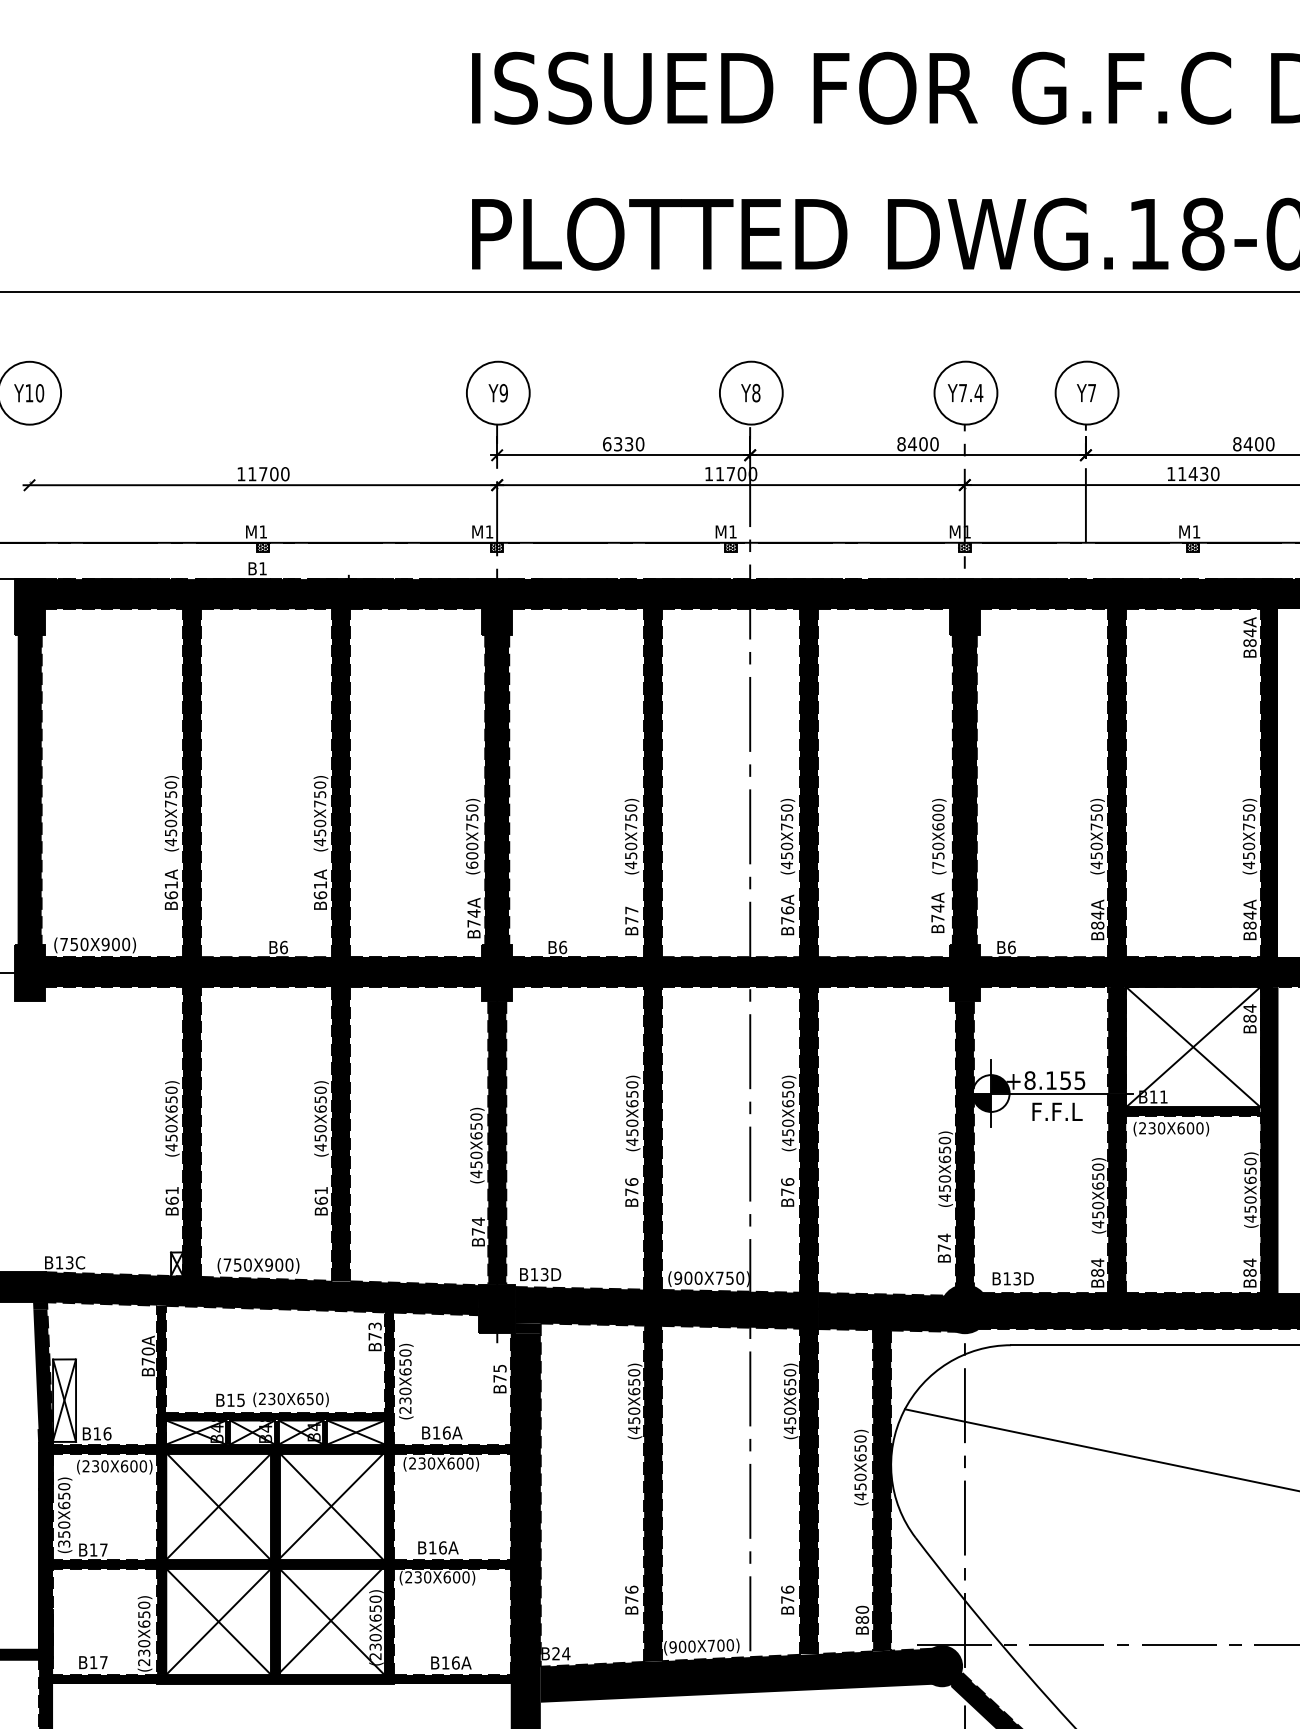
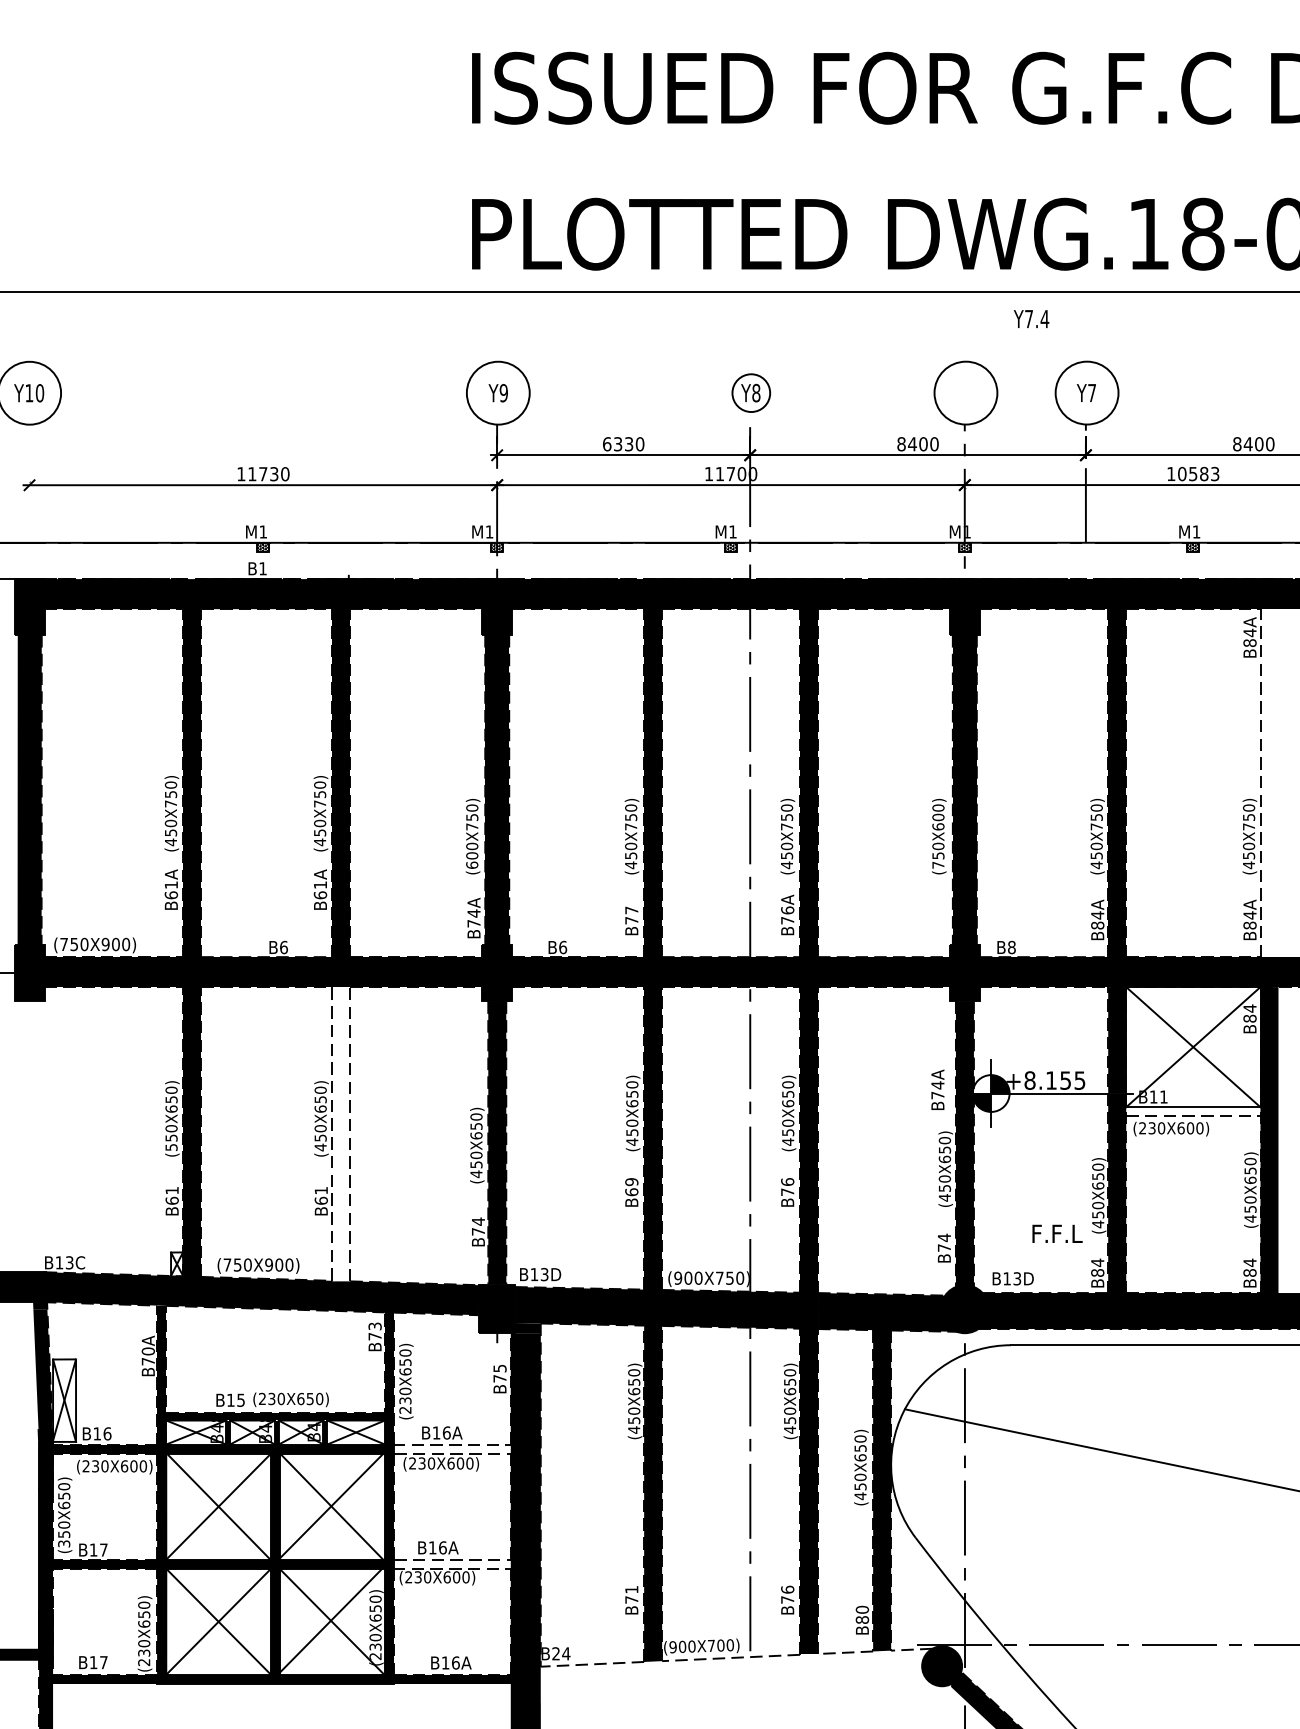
circle diameter: 63 px -> 38 px (751, 393)
text position: (965, 393) -> (1031, 319) (1031, 319)
text: 11430 -> 10583 (1198, 473)
text: 11700 -> 11730 (274, 474)
fill: present -> none (1269, 783)
text position: (937, 912) -> (937, 1089) (937, 1089)
text: B6 -> B8 (1011, 946)
text position: (1057, 1111) -> (1057, 1233) (1057, 1233)
fill: present -> none (1193, 1111)
fill: present -> none (341, 1134)
text: (450X650) -> (550X650) (171, 1147)
text: B76 -> B69 (631, 1187)
fill: present -> none (452, 1448)
fill: present -> none (452, 1563)
text: B76 -> B71 (631, 1589)
fill: present -> none (736, 1675)
